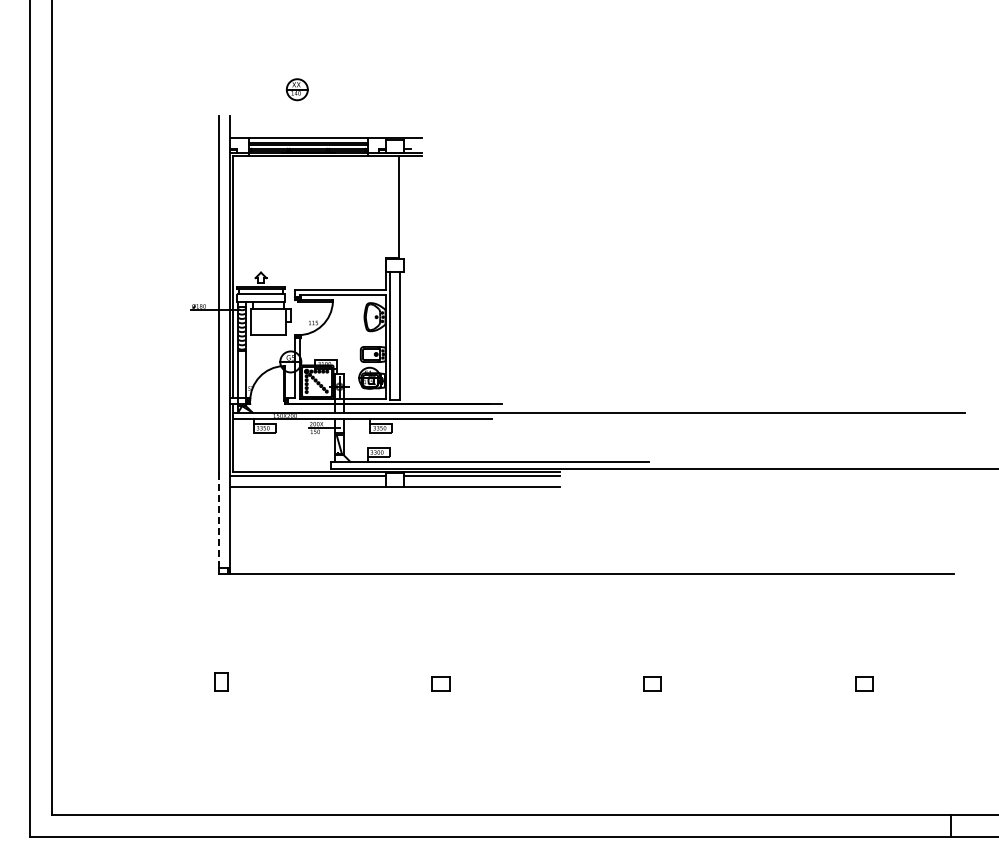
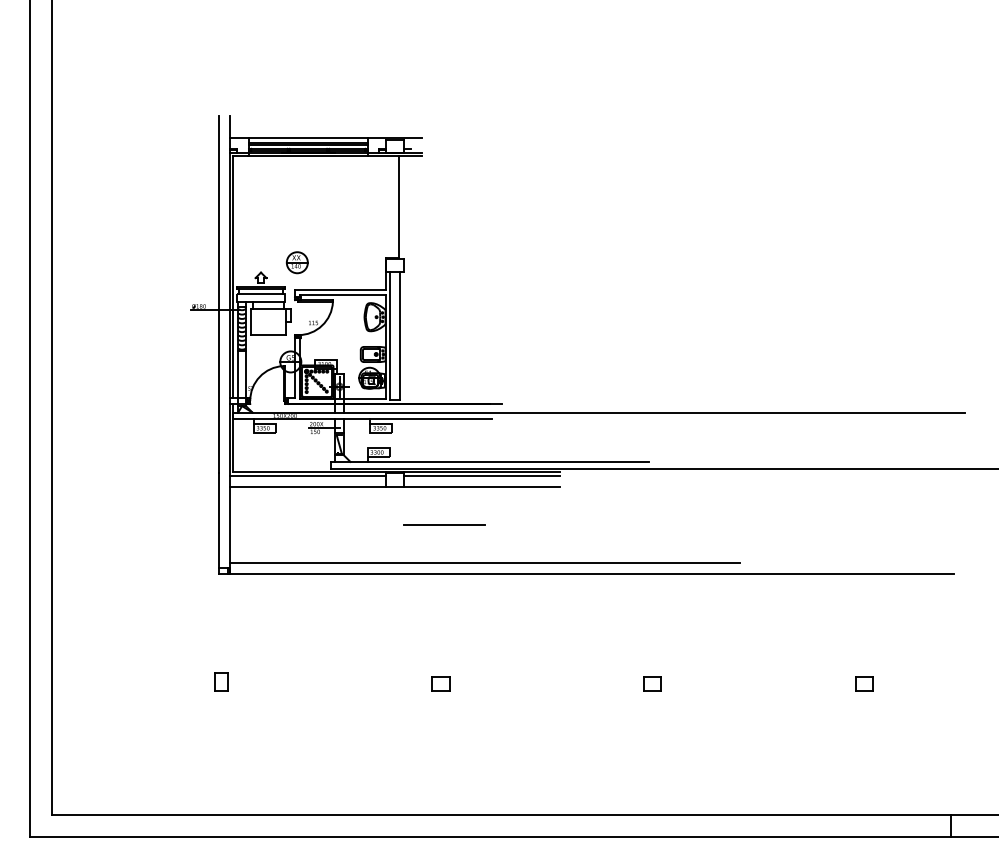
part position: (296, 89) -> (296, 262) (296, 262)
line: dashed -> solid (219, 521)
line: none -> present (444, 524)
line: none -> present (485, 563)
